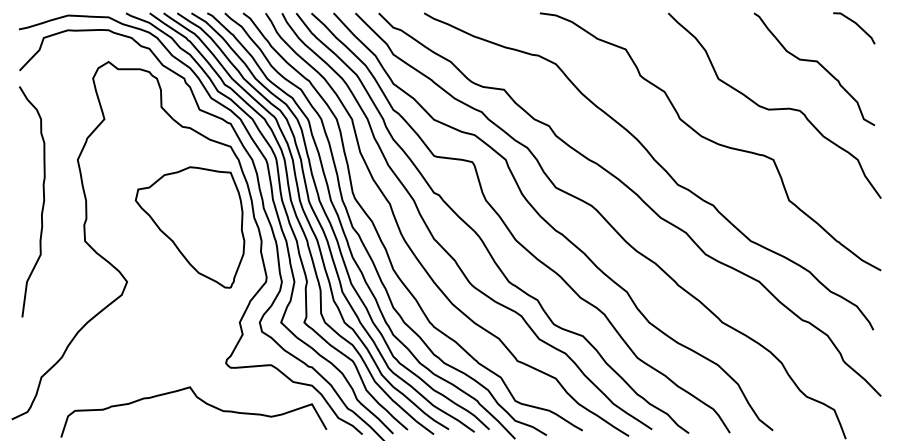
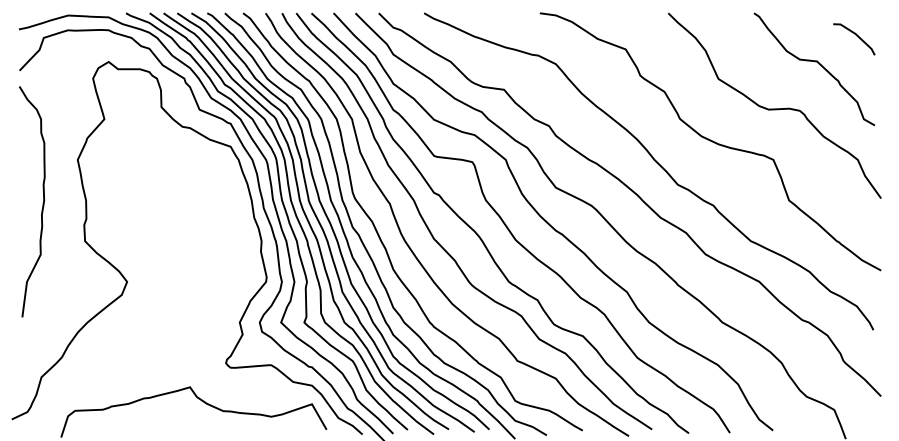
line position: (856, 25) -> (856, 36) (856, 36)
part: present -> none (189, 227)
